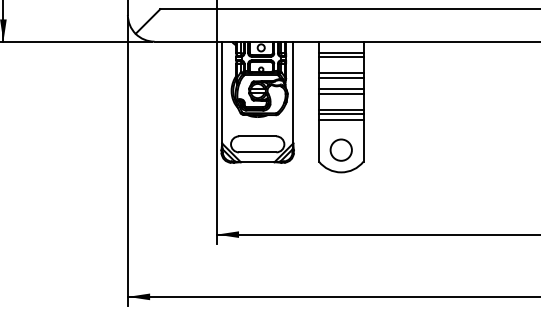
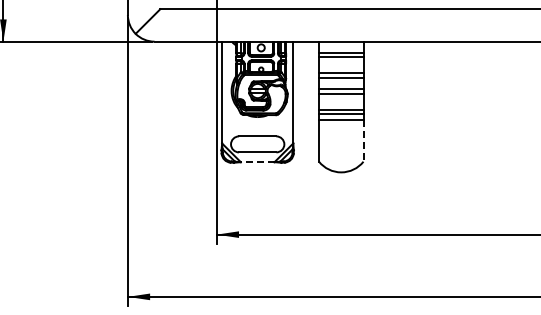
line: solid -> dashed (363, 140)
circle: present -> none (340, 149)
line: solid -> dashed (257, 162)
